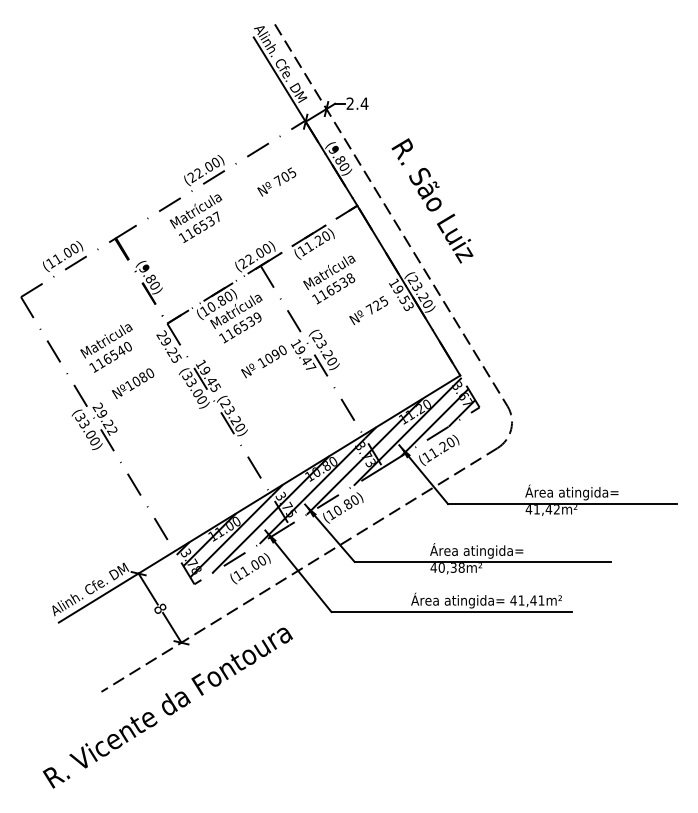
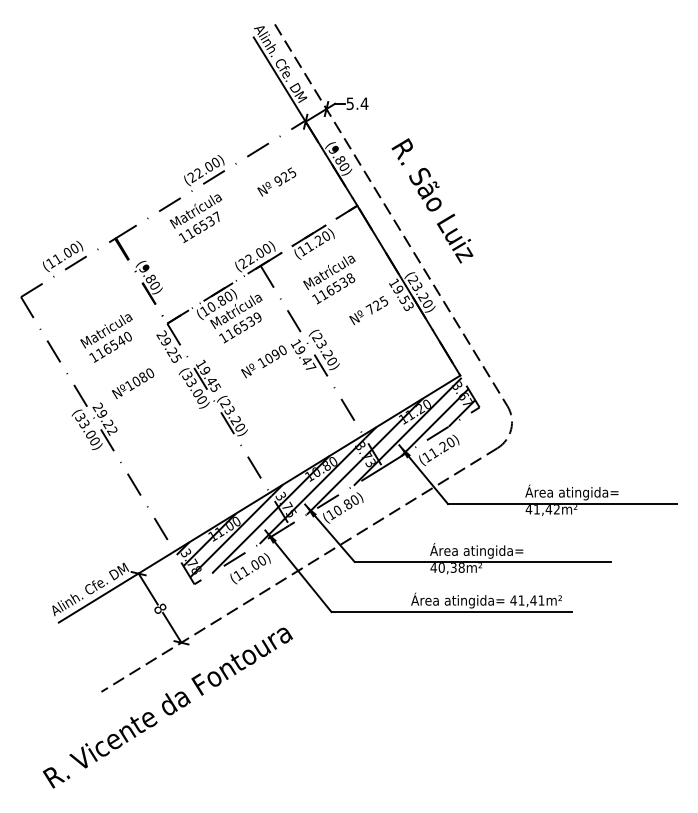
text: 2.4 -> 5.4 (349, 103)
text: 705 -> 925 (281, 179)
text position: (106, 348) -> (106, 338) (106, 338)
